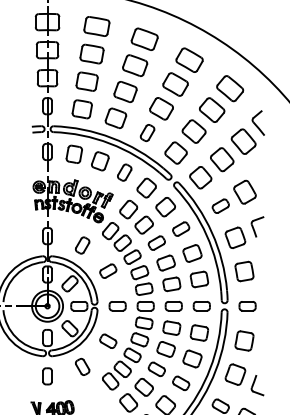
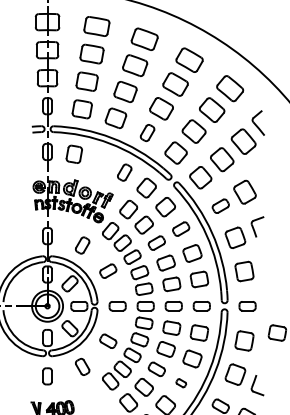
part: present -> none (100, 161)
part: none -> present (276, 332)
part size: 19x16 px -> 13x11 px (181, 383)
